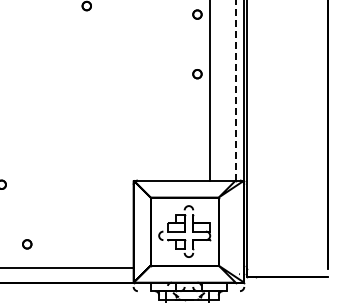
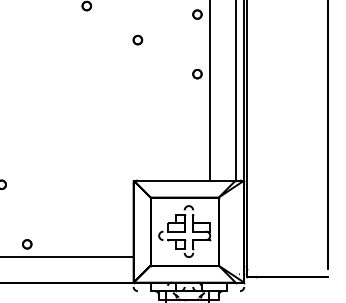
part: none -> present (137, 40)
line: dashed -> solid (235, 90)
line position: (67, 268) -> (67, 257) (67, 257)
